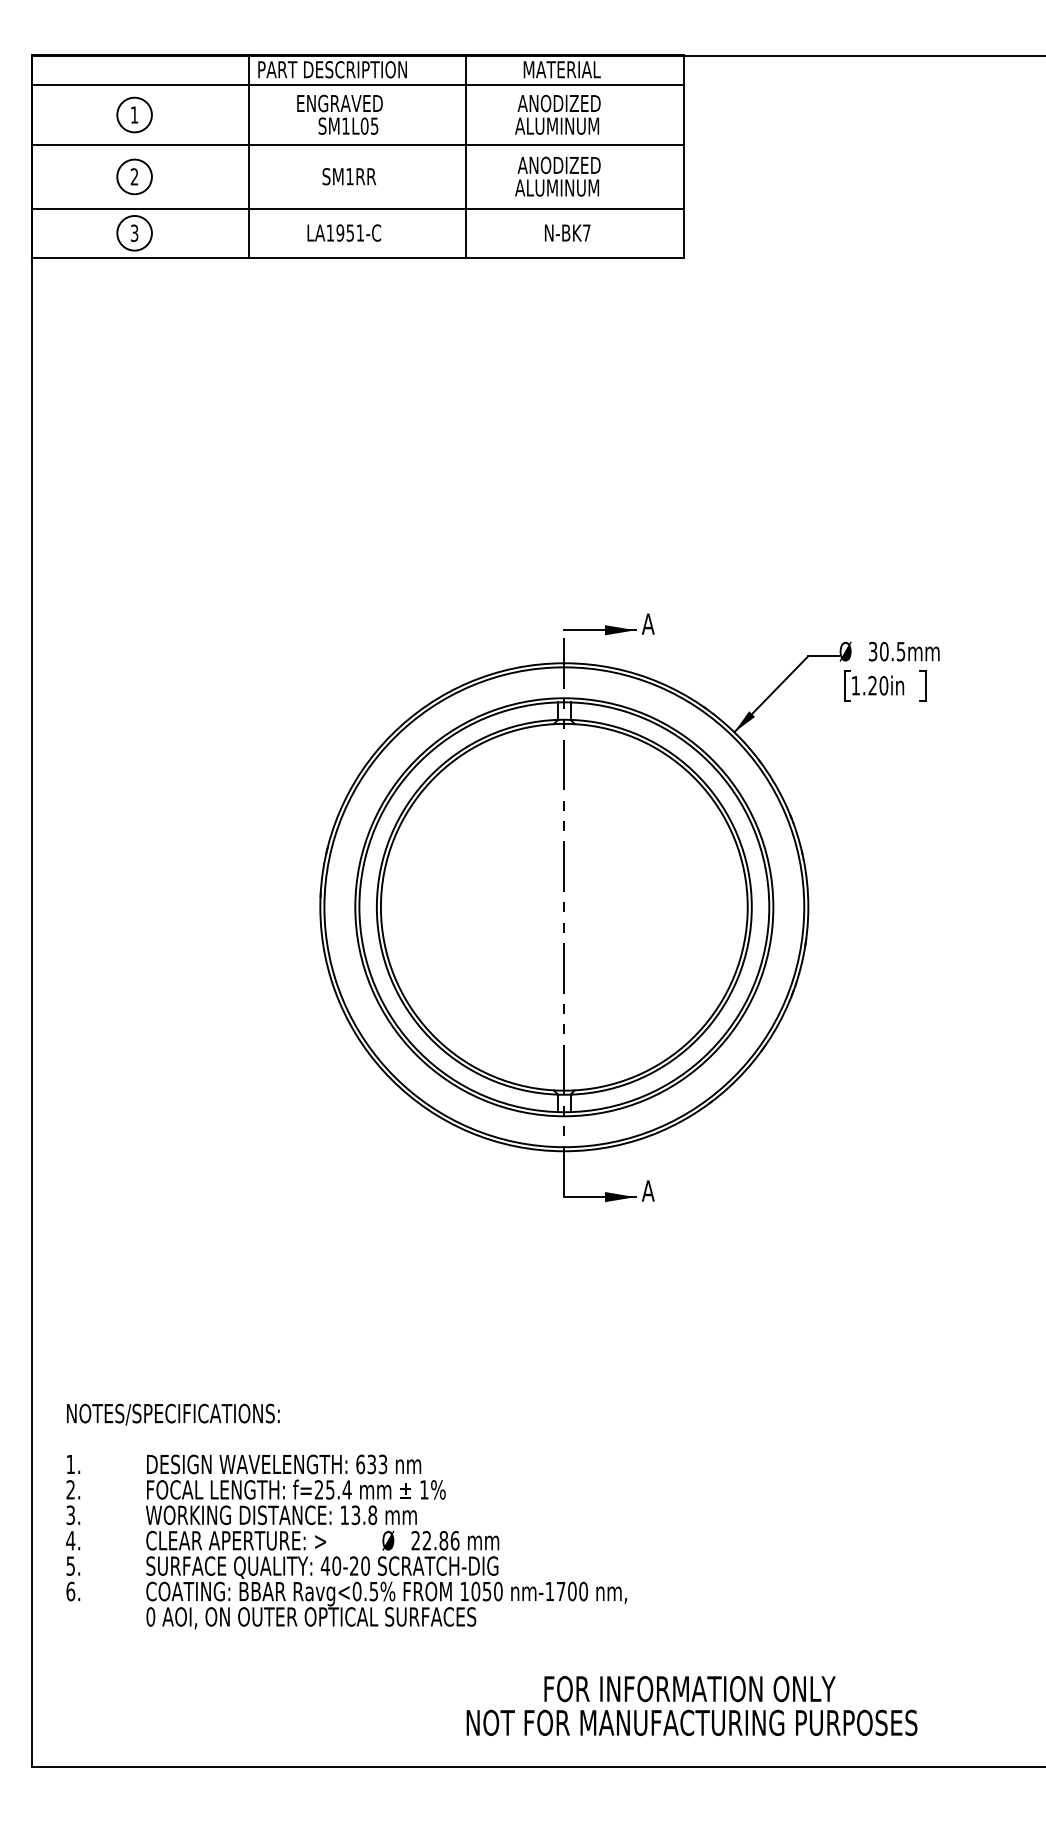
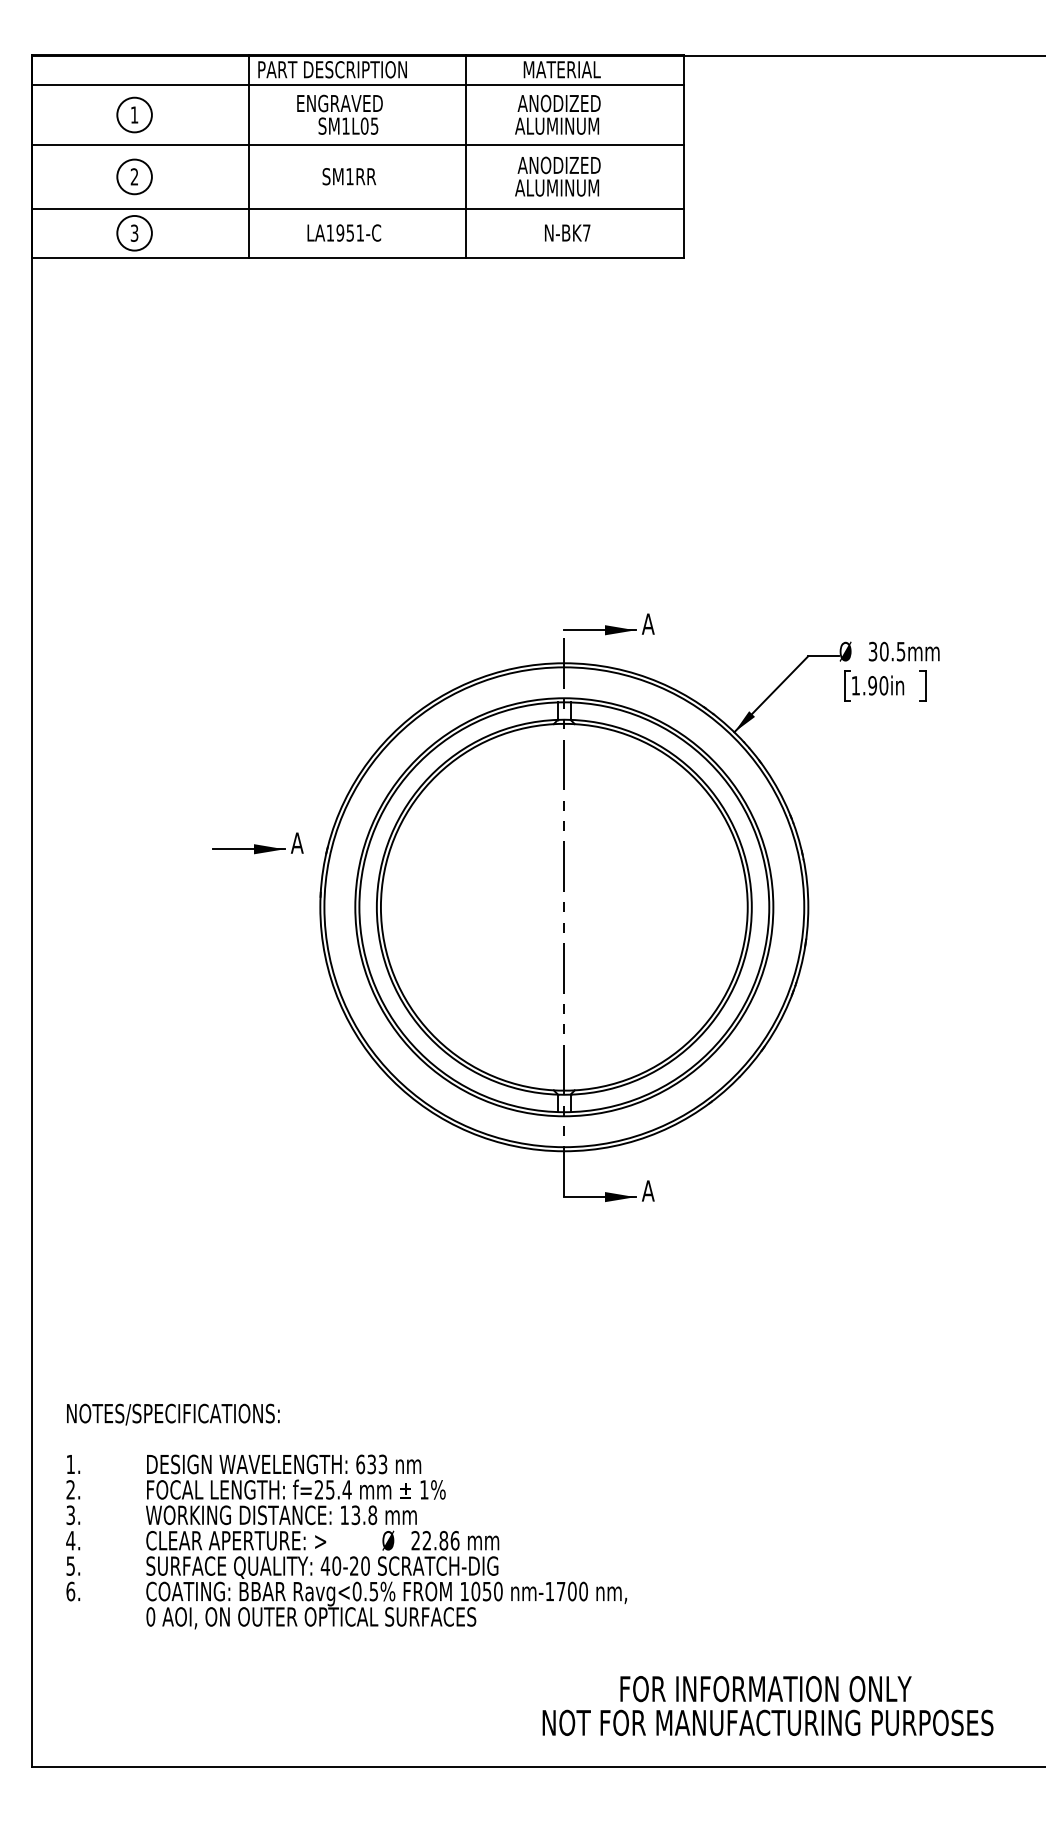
text: 1.20in -> 1.90in (872, 685)
part: none -> present (257, 843)
text position: (691, 1705) -> (767, 1705) (767, 1705)
